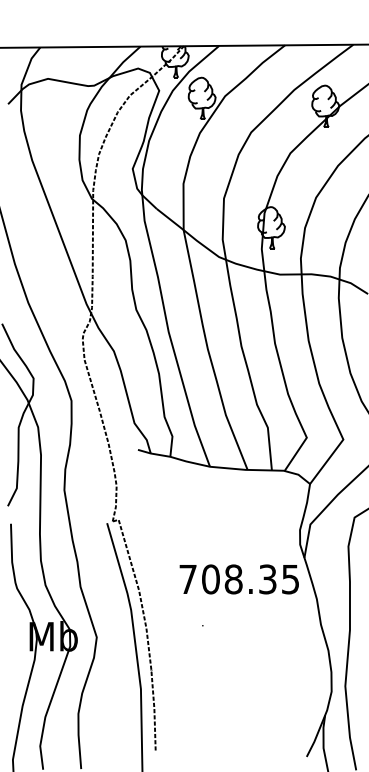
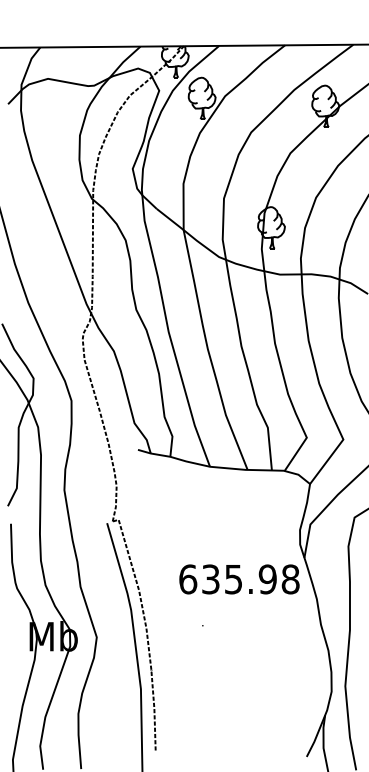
text: 708.35 -> 635.98 (239, 579)
